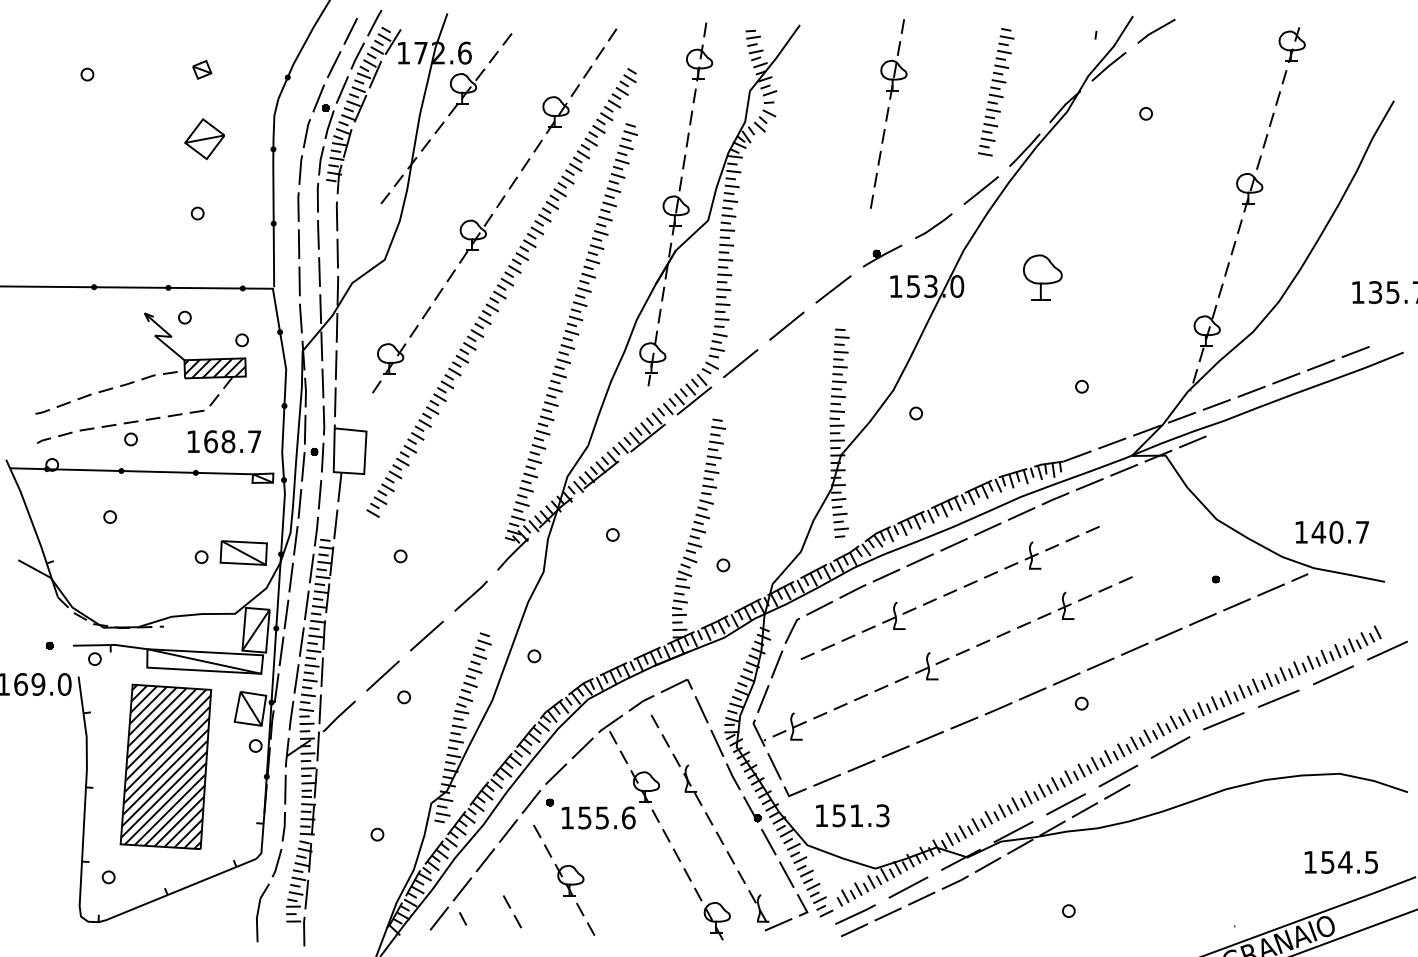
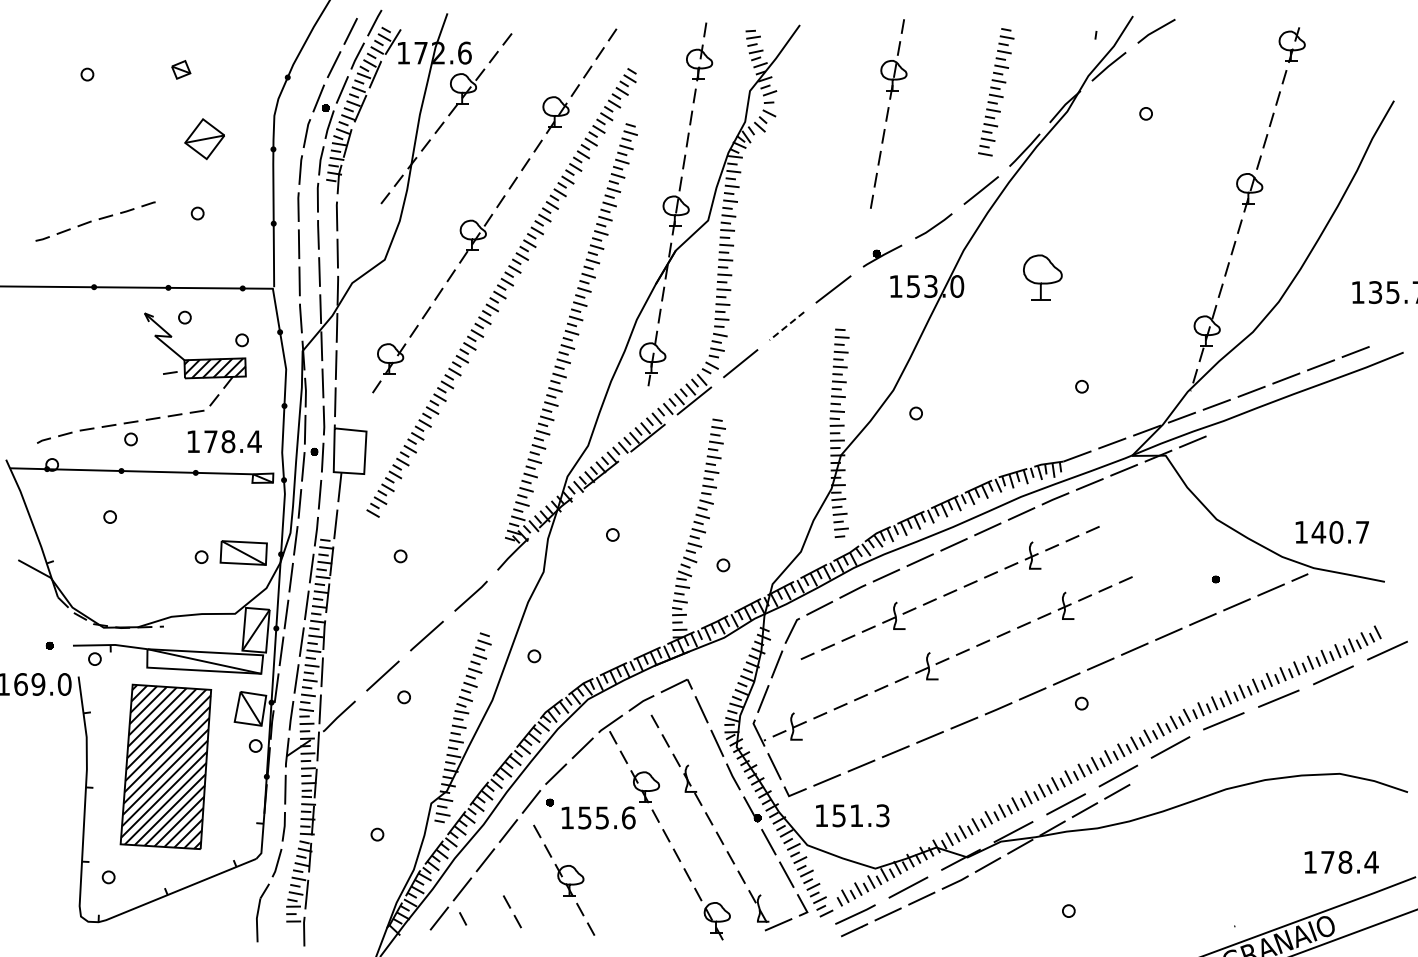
part position: (202, 69) -> (181, 69) (181, 69)
line: solid -> dashed (786, 326)
part position: (95, 394) -> (95, 221) (95, 221)
text: 168.7 -> 178.4 (232, 441)
text: 154.5 -> 178.4 (1349, 861)
